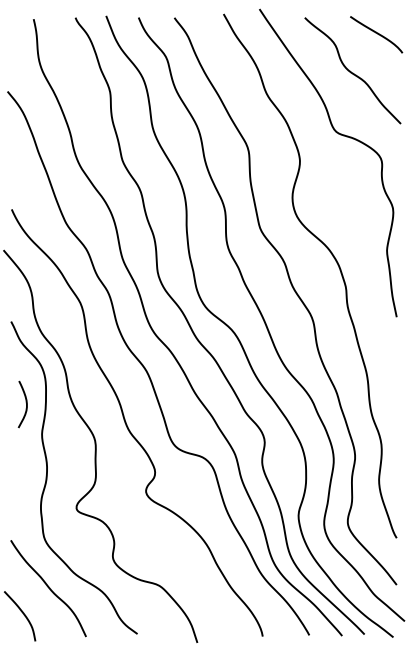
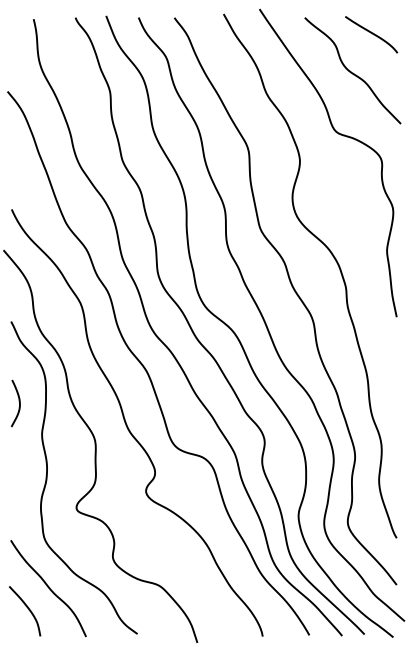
curve position: (376, 33) -> (371, 33) (371, 33)
curve position: (25, 402) -> (18, 401) (18, 401)
curve position: (23, 615) -> (28, 610) (28, 610)
